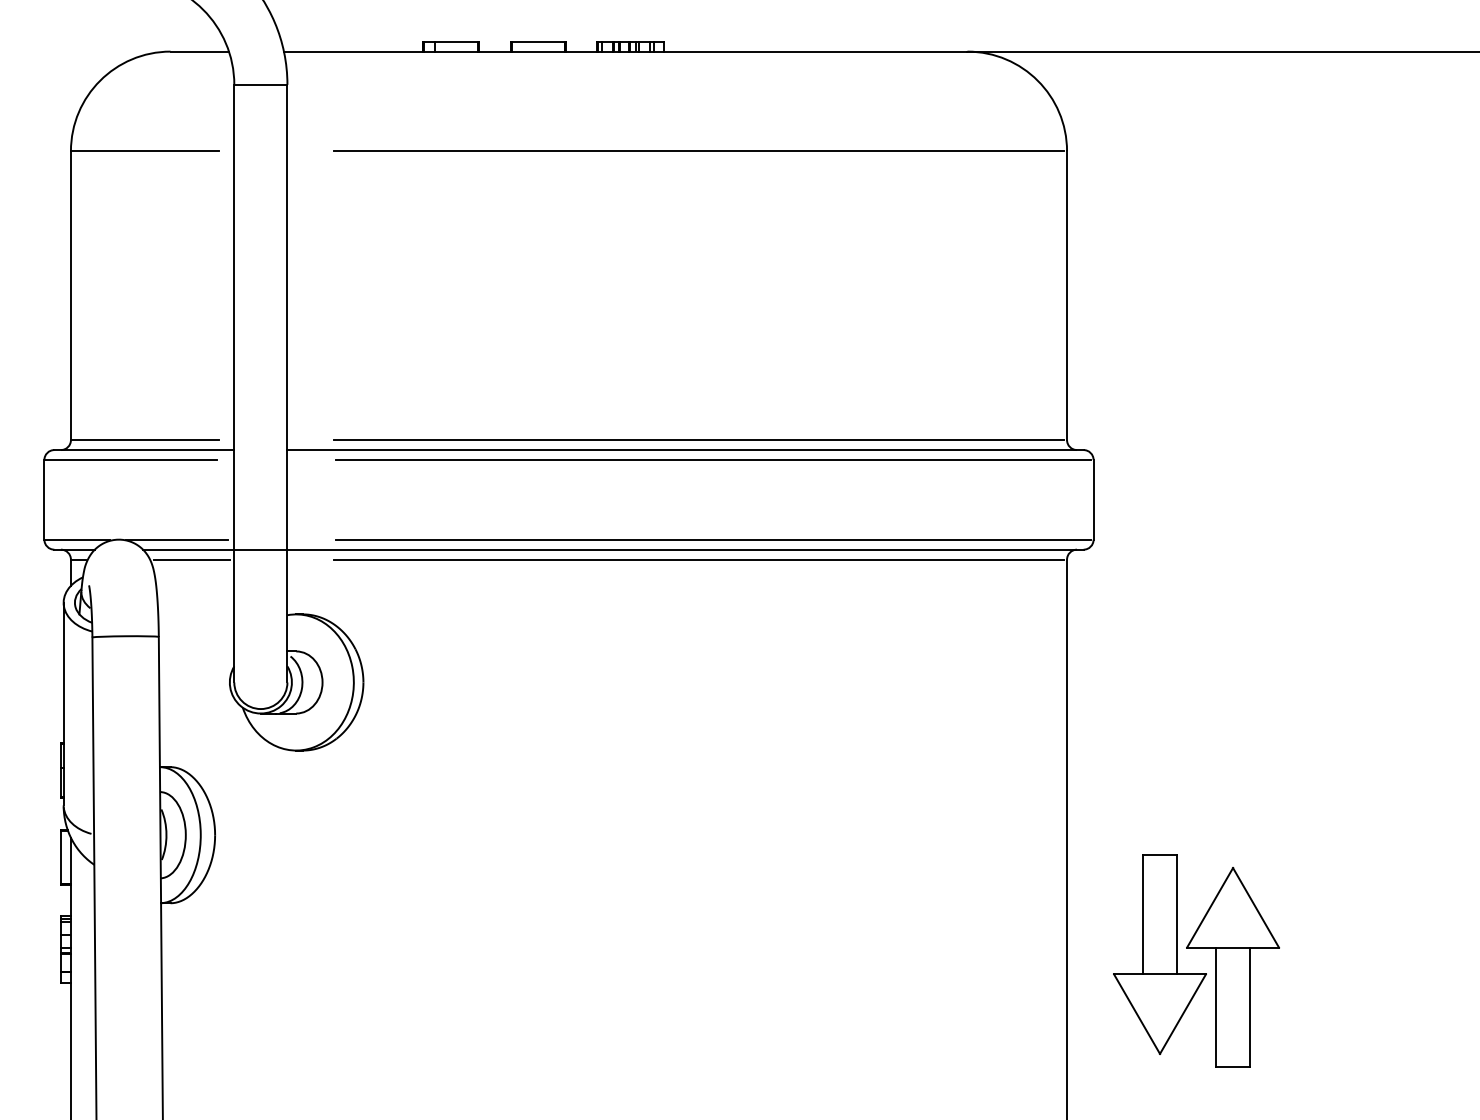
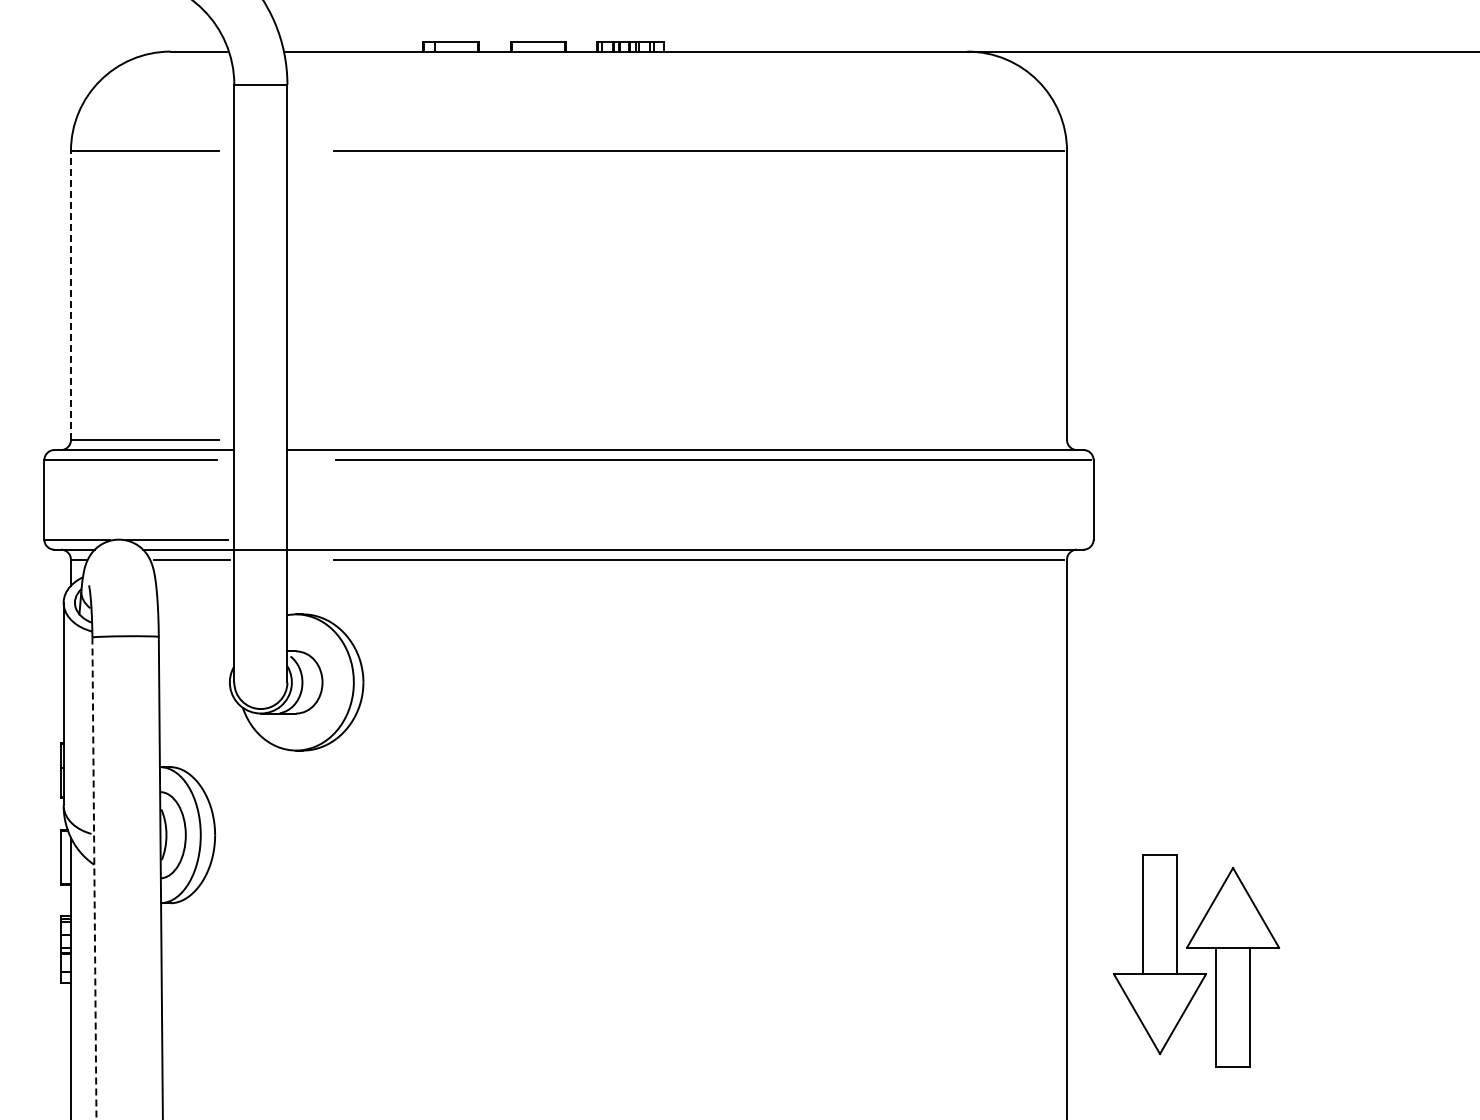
line: solid -> dashed (70, 295)
line: present -> none (698, 440)
line: present -> none (713, 539)
line: solid -> dashed (94, 878)
